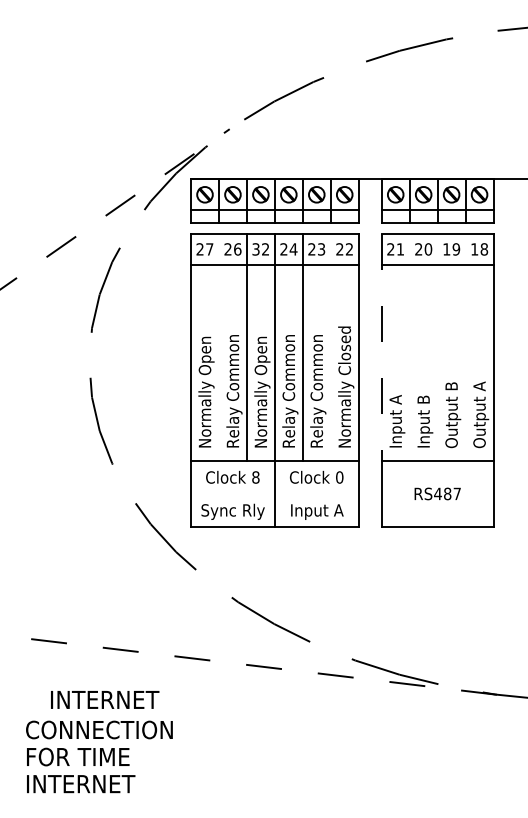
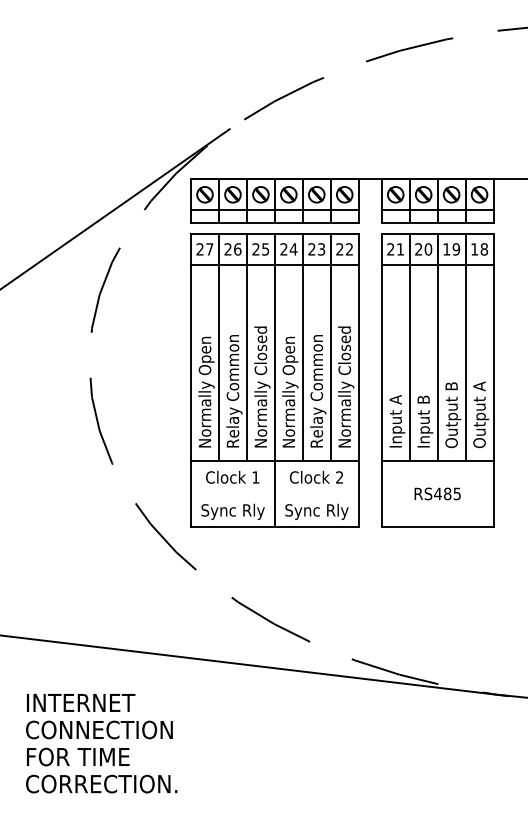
line: dashed -> solid (115, 209)
text: 32 -> 25 (260, 249)
line: none -> present (218, 347)
text: Normally Open -> Normally Closed (262, 347)
line: none -> present (330, 347)
line: dashed -> solid (381, 347)
line: none -> present (409, 347)
line: none -> present (437, 347)
line: none -> present (465, 347)
text: Relay Common -> Normally Open (290, 390)
text: 8 -> 1 (255, 477)
text: 0 -> 2 (339, 477)
text: RS487 -> RS485 (456, 493)
text: Input A -> Sync Rly (316, 511)
line: dashed -> solid (254, 665)
text position: (105, 699) -> (81, 702) (81, 702)
text: INTERNET -> CORRECTION. (101, 783)
